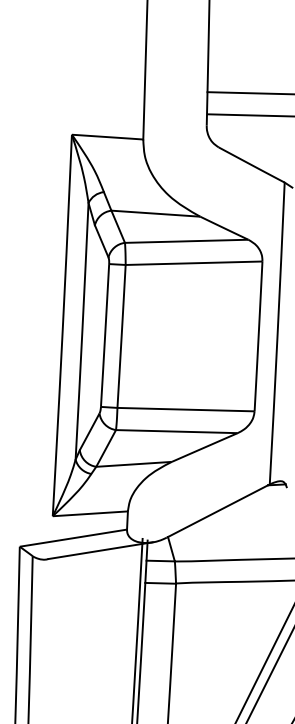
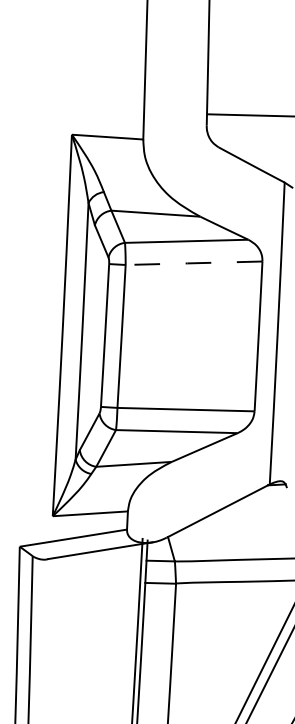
line: present -> none (249, 93)
line: solid -> dashed (193, 263)
